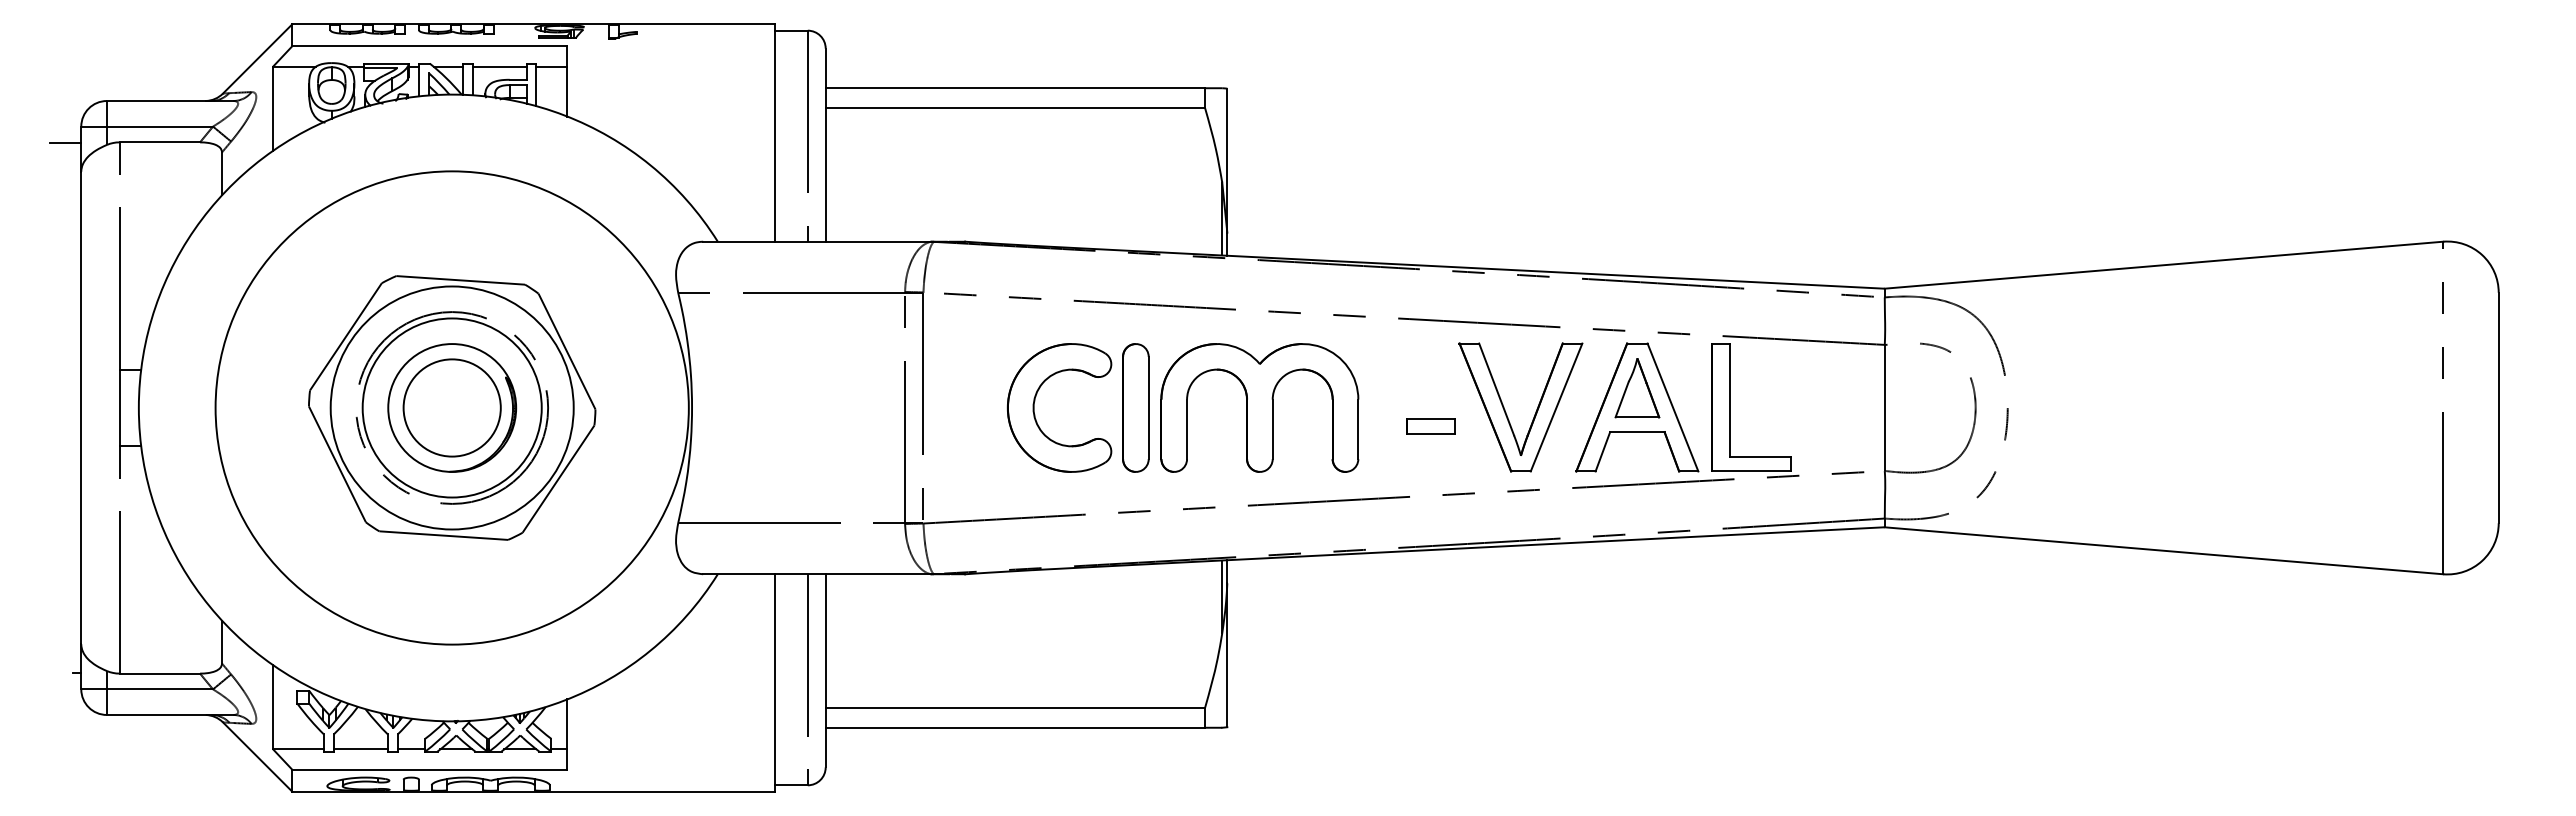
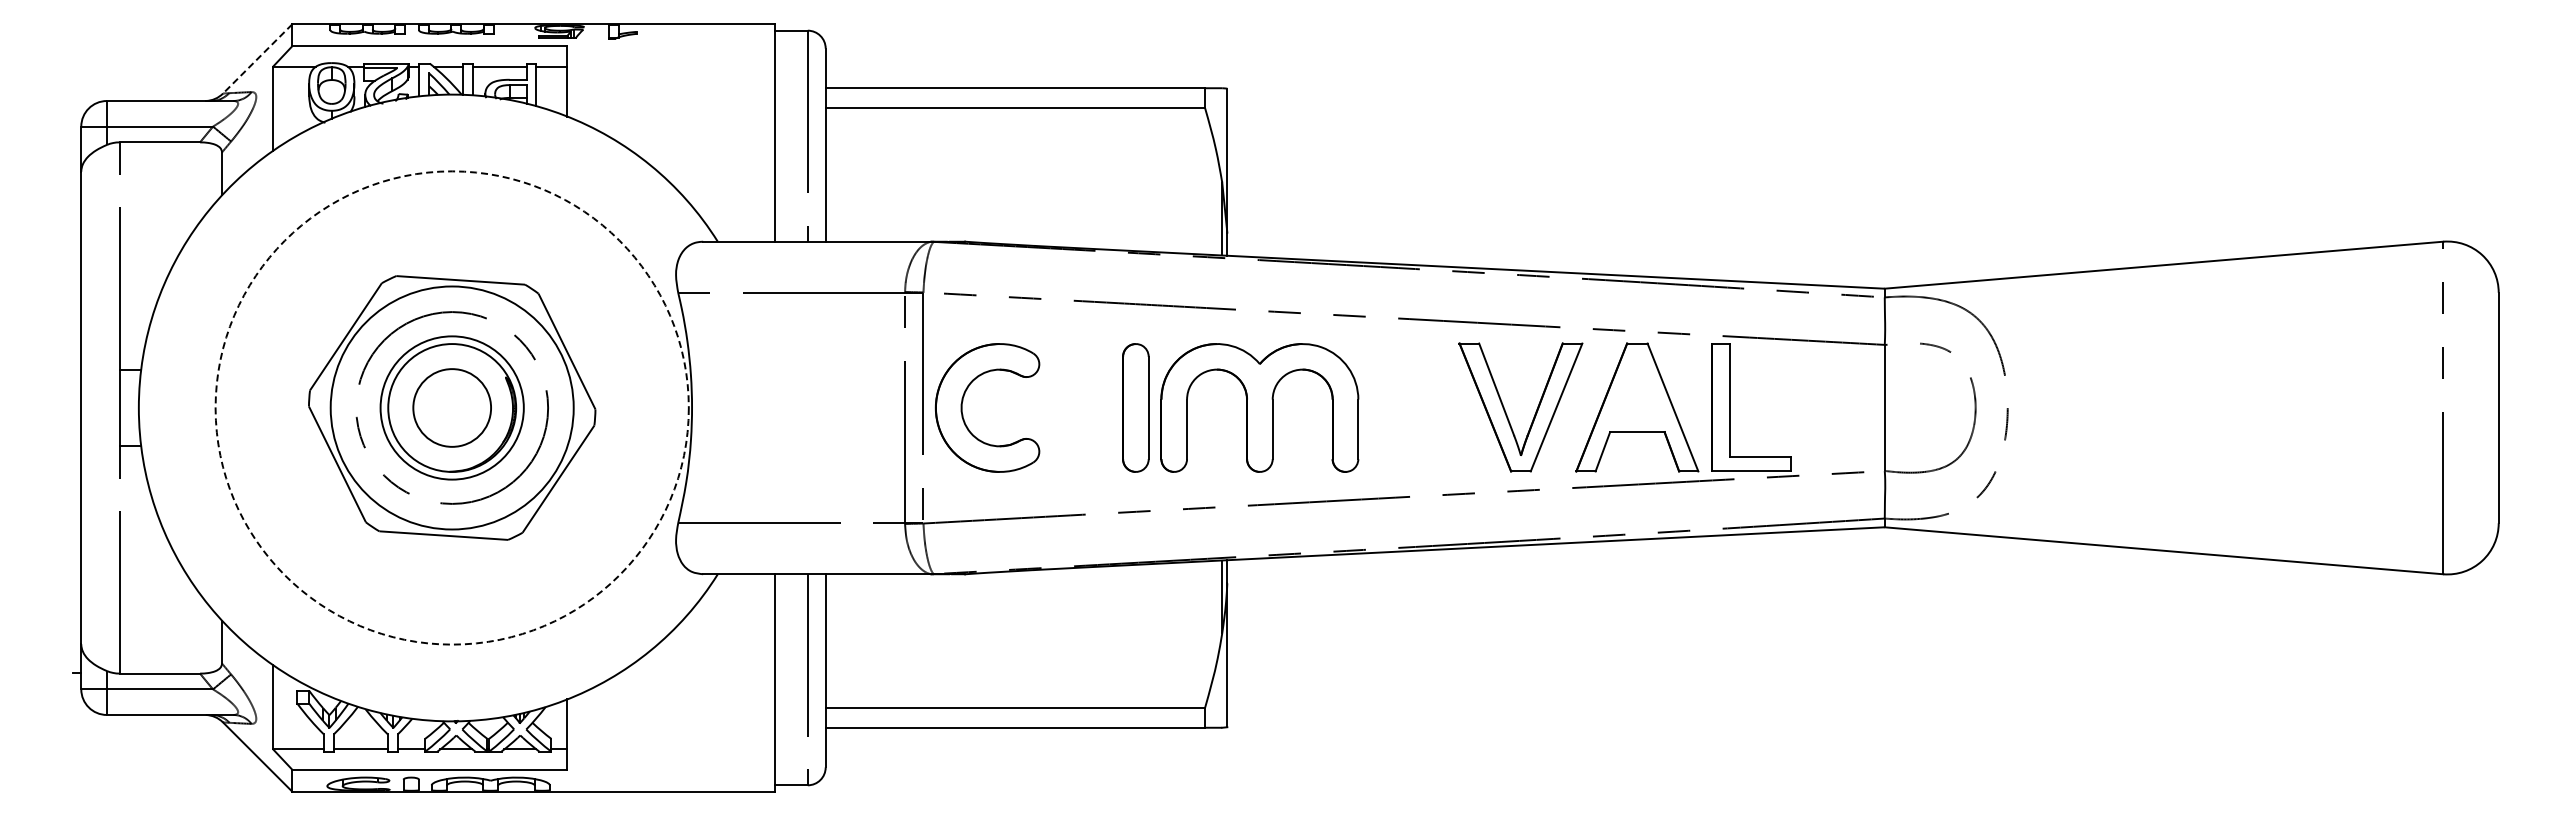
line: solid -> dashed (257, 58)
line: present -> none (65, 142)
part: present -> none (1637, 388)
part position: (1035, 401) -> (963, 401) (963, 401)
circle diameter: 179 px -> 143 px (451, 407)
circle diameter: 97 px -> 78 px (452, 407)
circle: solid -> dashed (451, 407)
part: present -> none (1430, 426)
